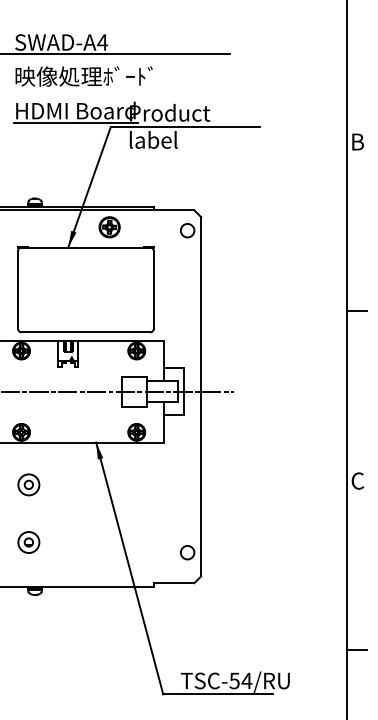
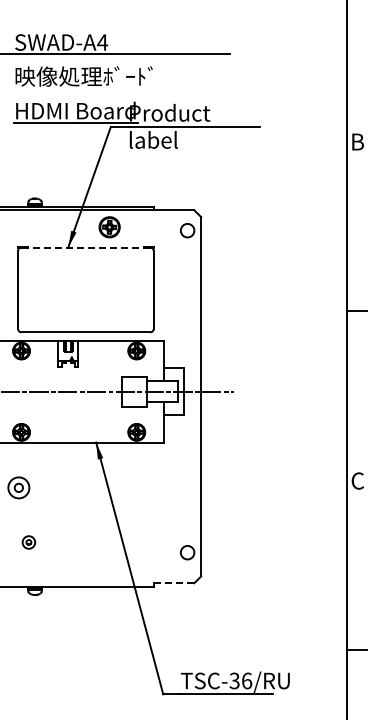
line: solid -> dashed (86, 247)
part position: (28, 484) -> (18, 487) (18, 487)
part size: 24x23 px -> 16x15 px (28, 542)
line: solid -> dashed (174, 583)
text: TSC-54/RU -> TSC-36/RU (241, 680)
